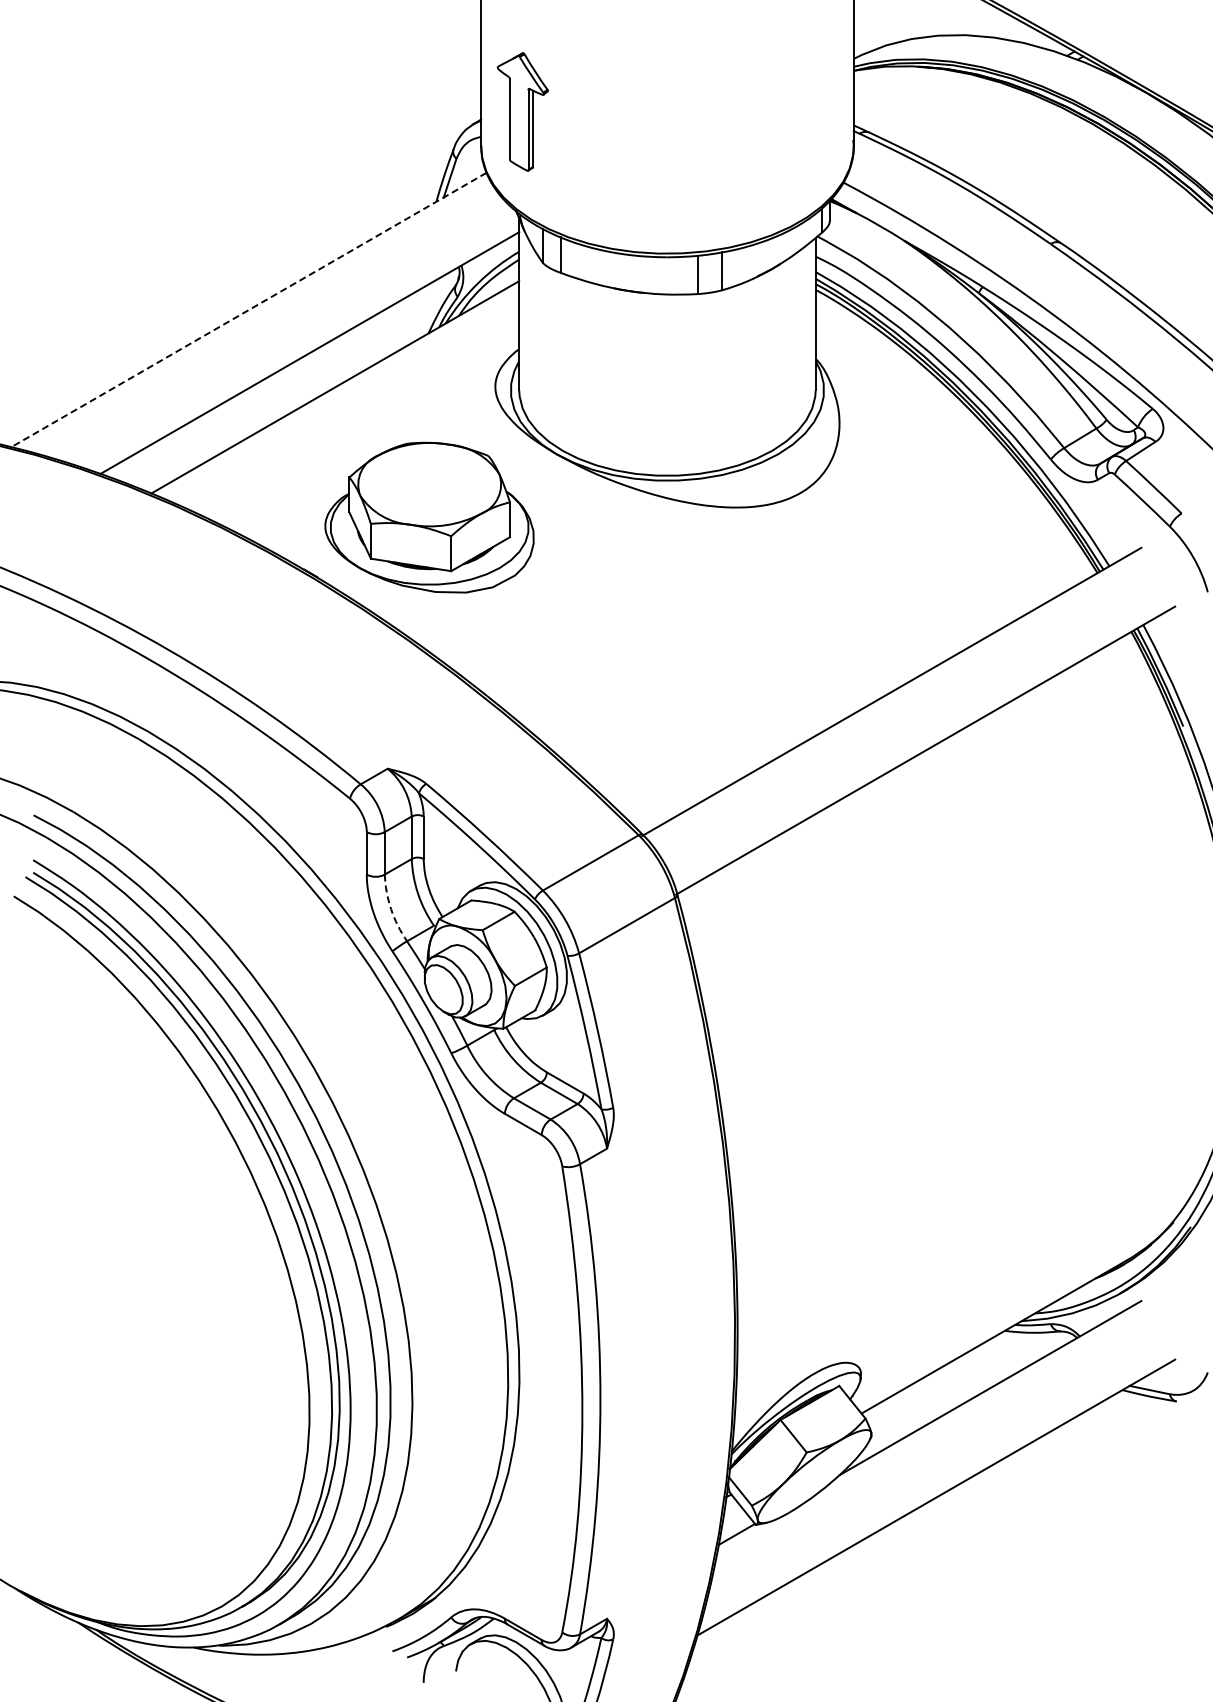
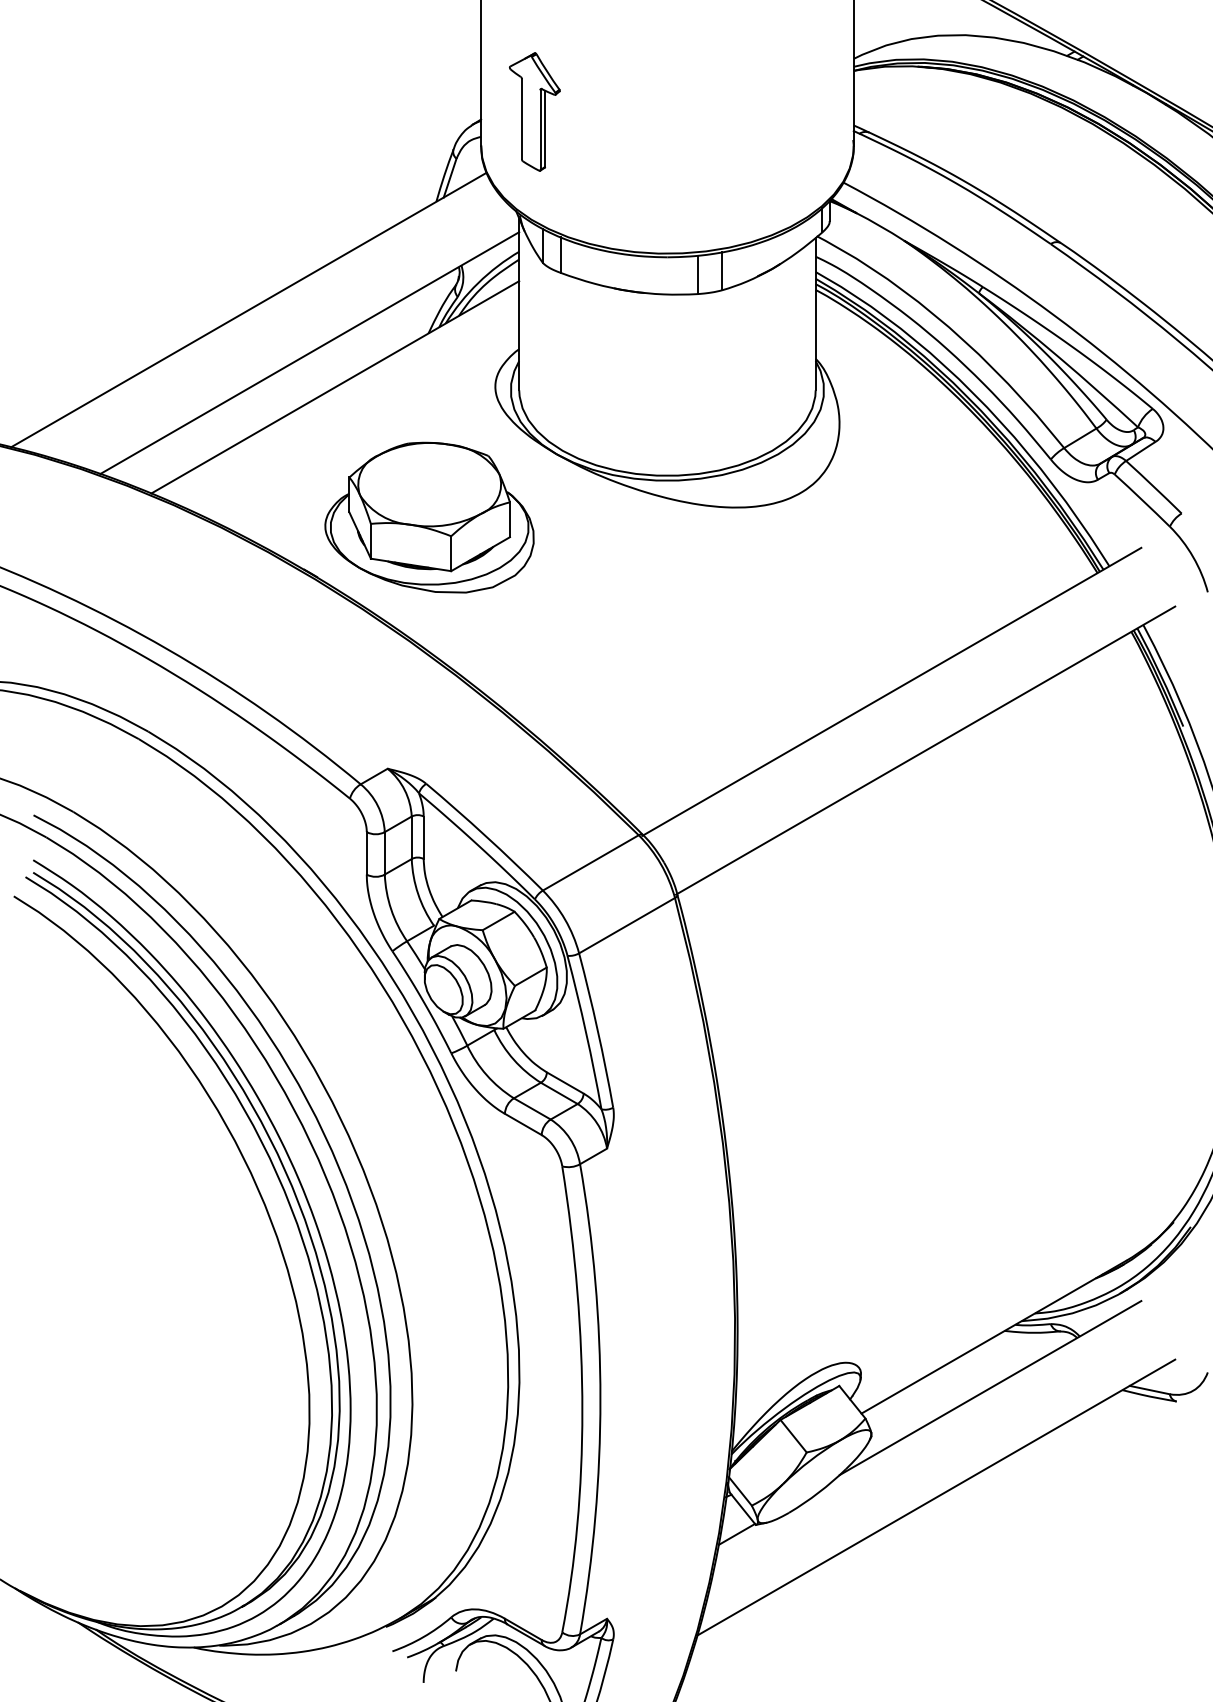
part position: (522, 111) -> (534, 111) (534, 111)
line: dashed -> solid (248, 310)
arc: dashed -> solid (391, 909)
